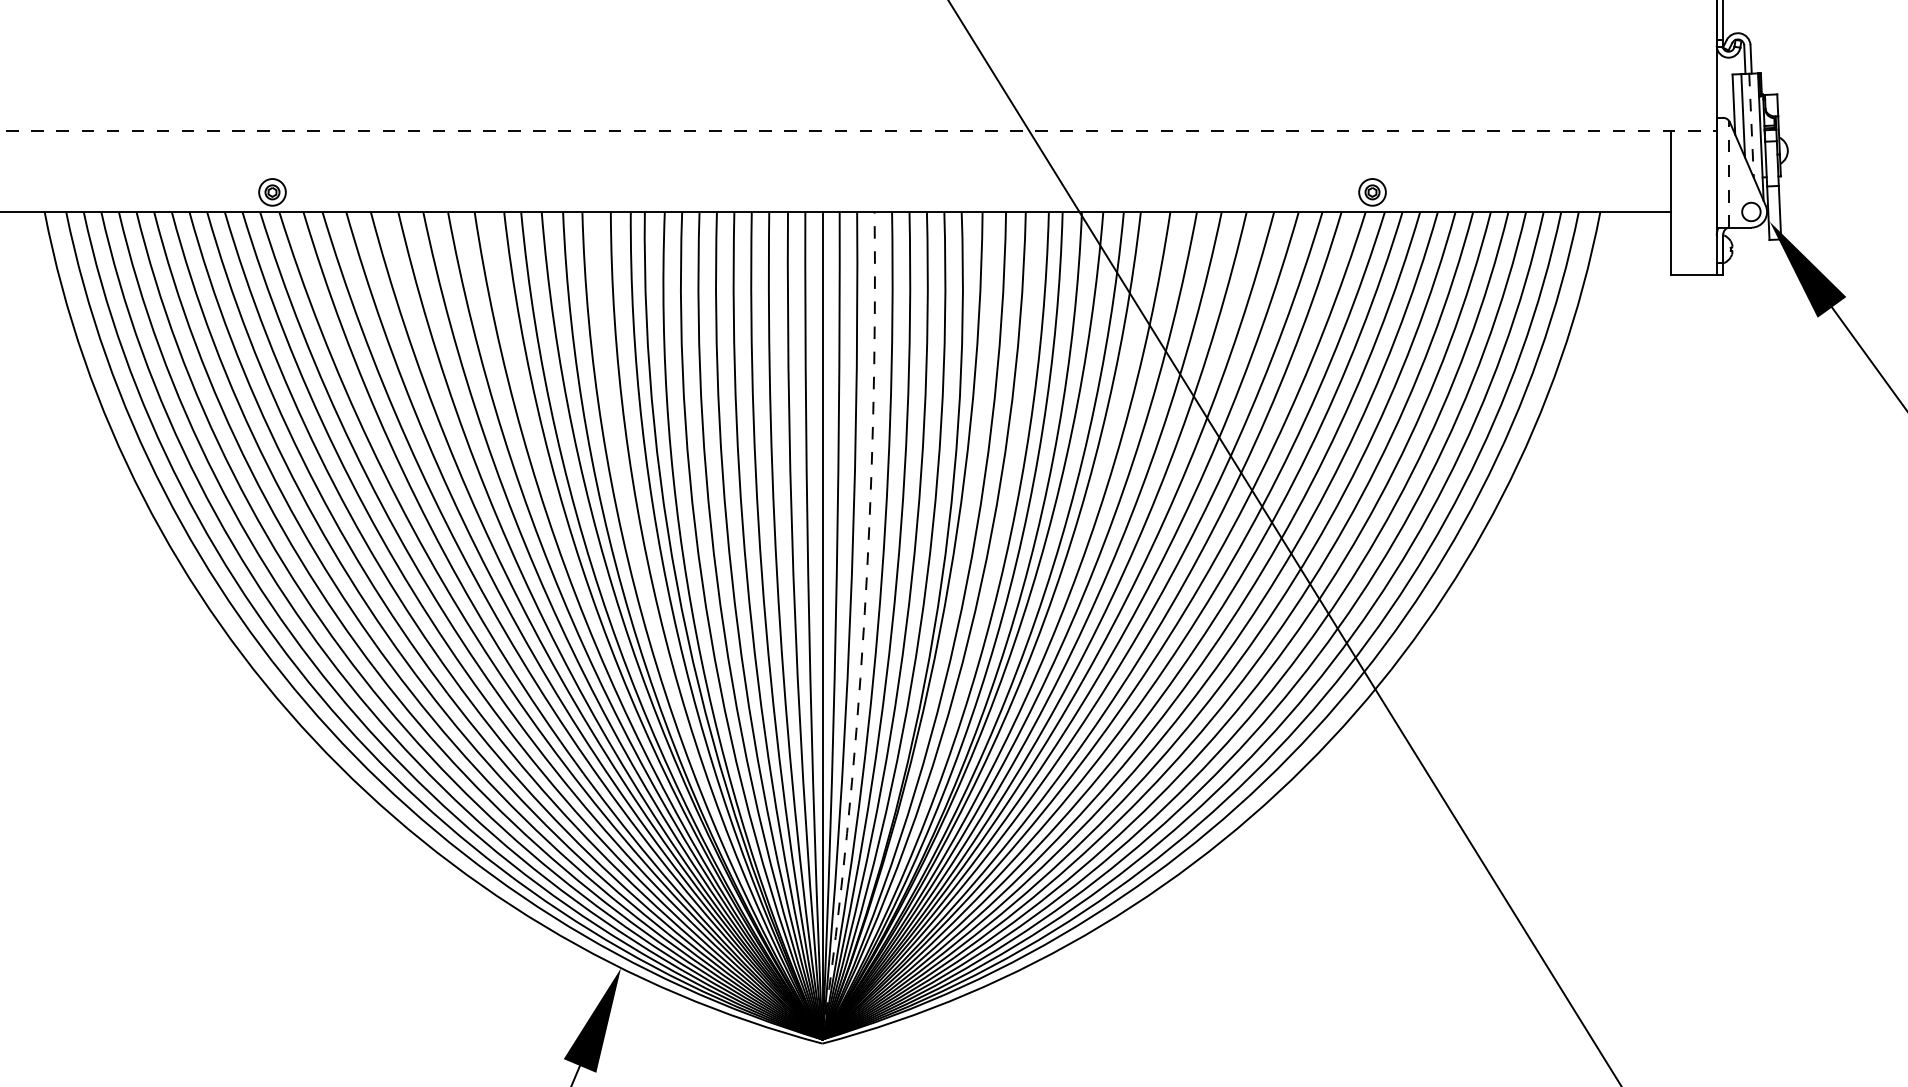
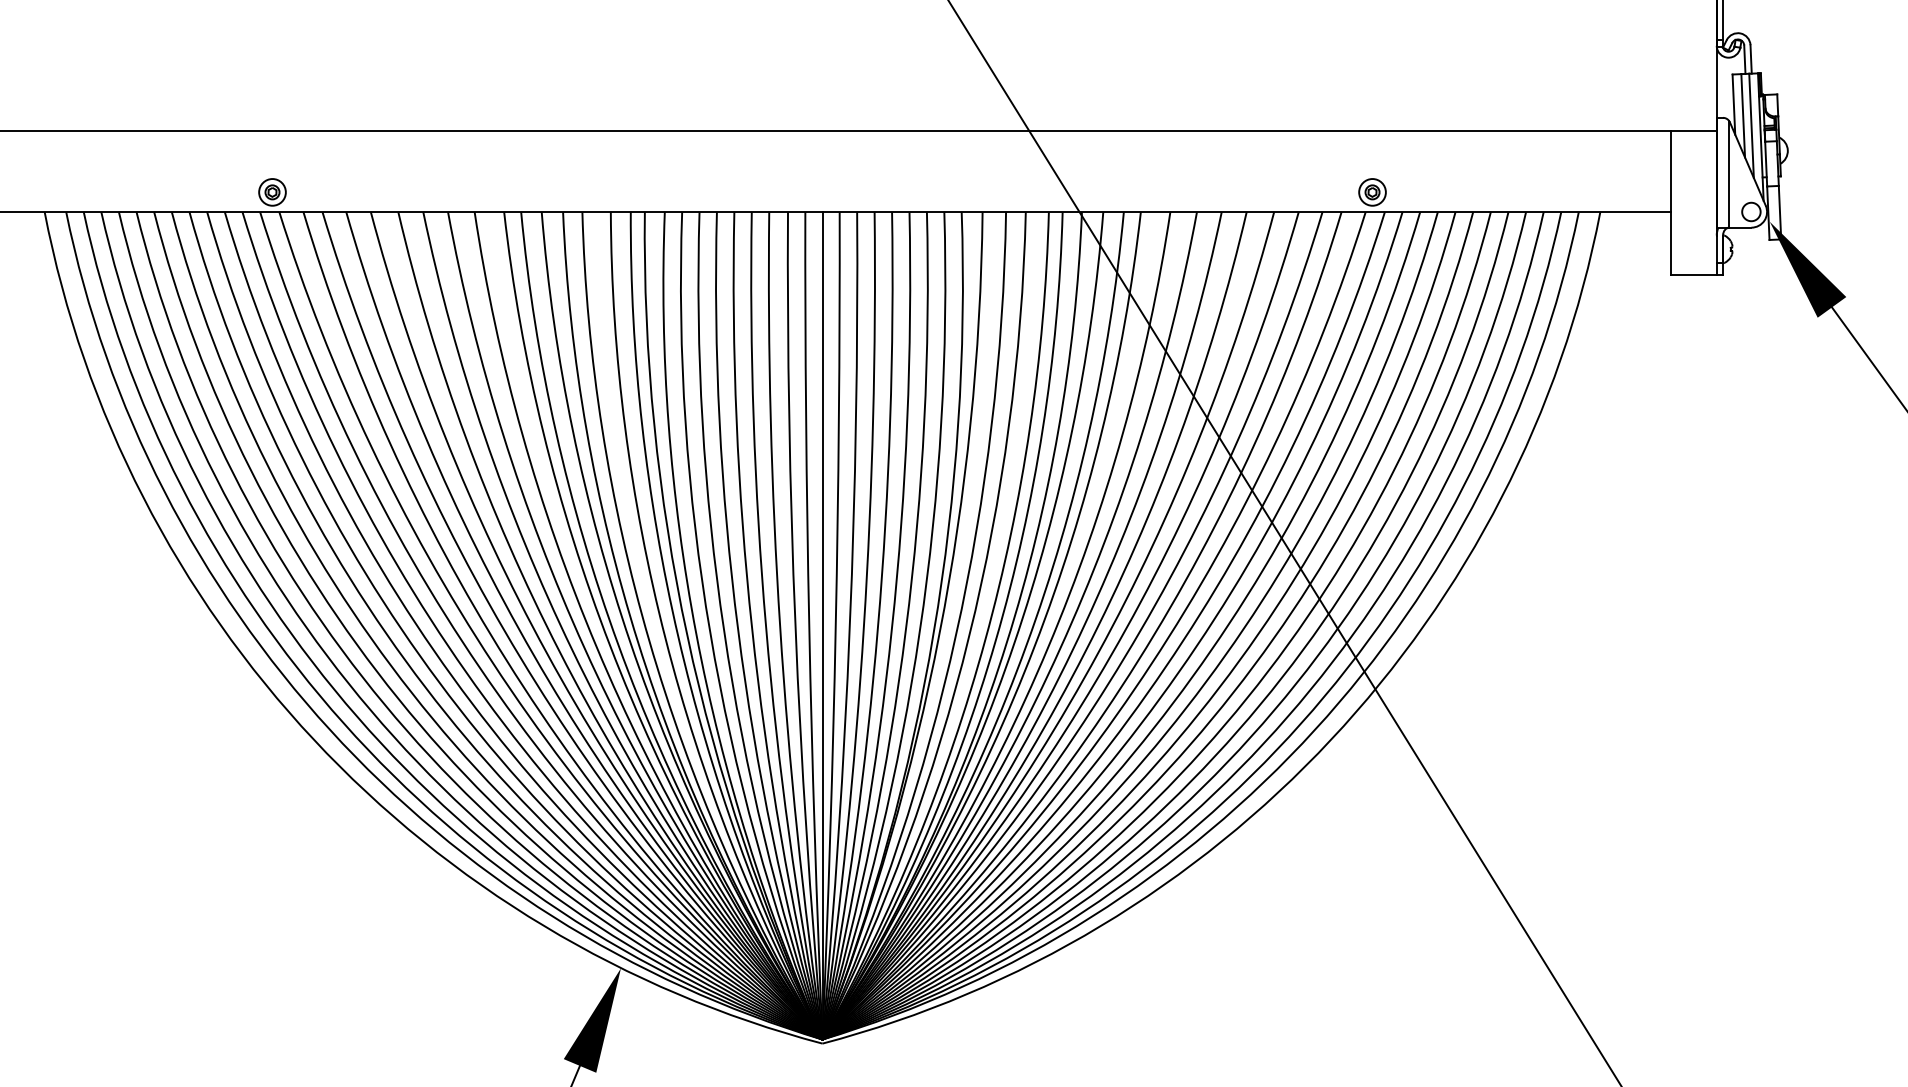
line: dashed -> solid (1751, 126)
line: dashed -> solid (858, 131)
line: dashed -> solid (1729, 173)
arc: dashed -> solid (863, 626)
